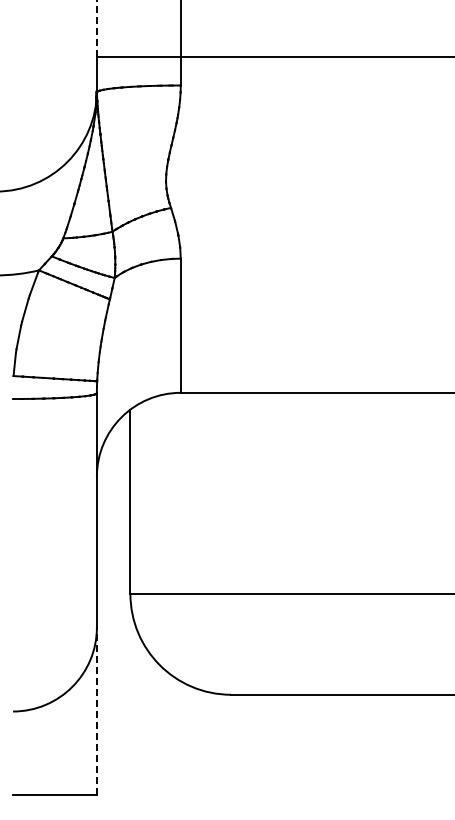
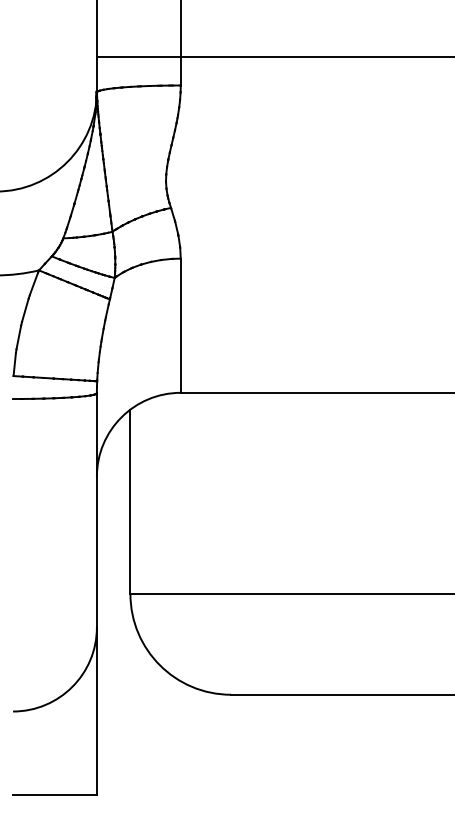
line: dashed -> solid (96, 28)
line: dashed -> solid (96, 711)
